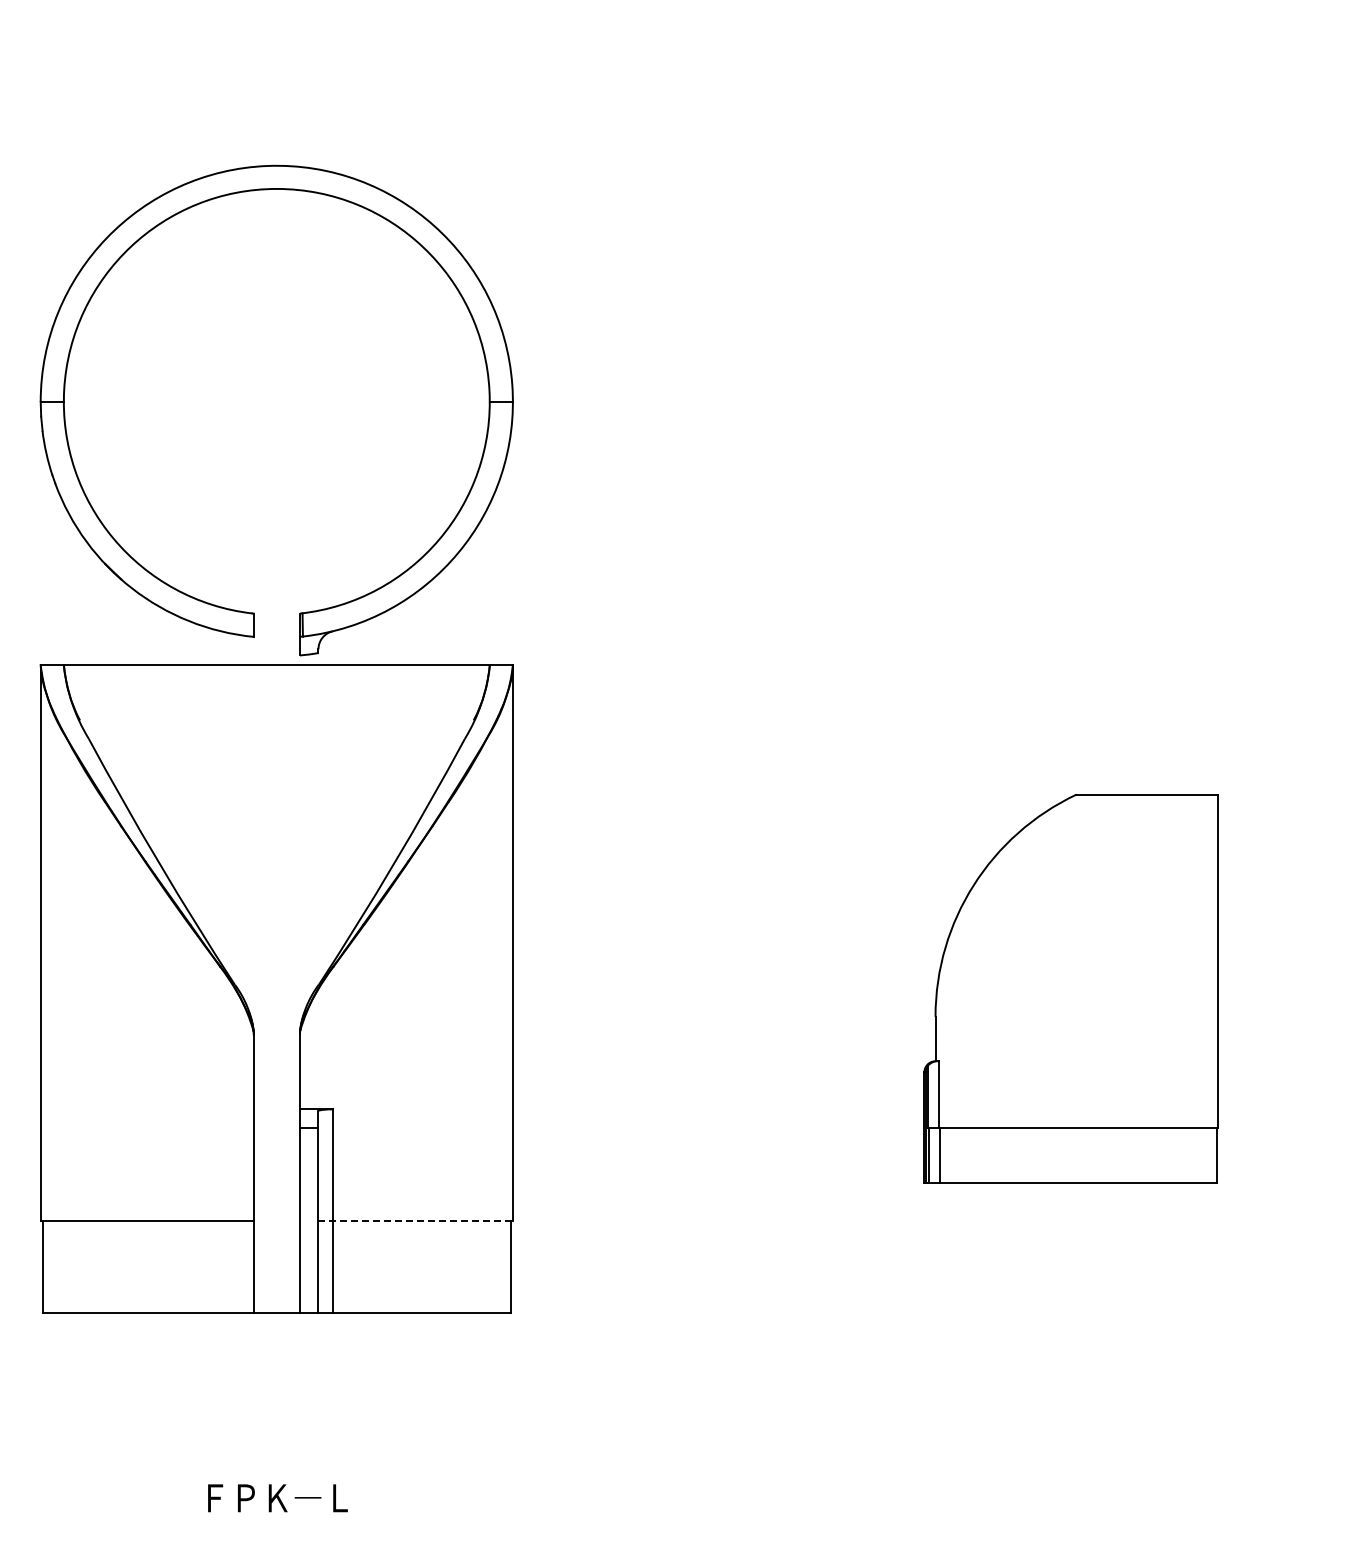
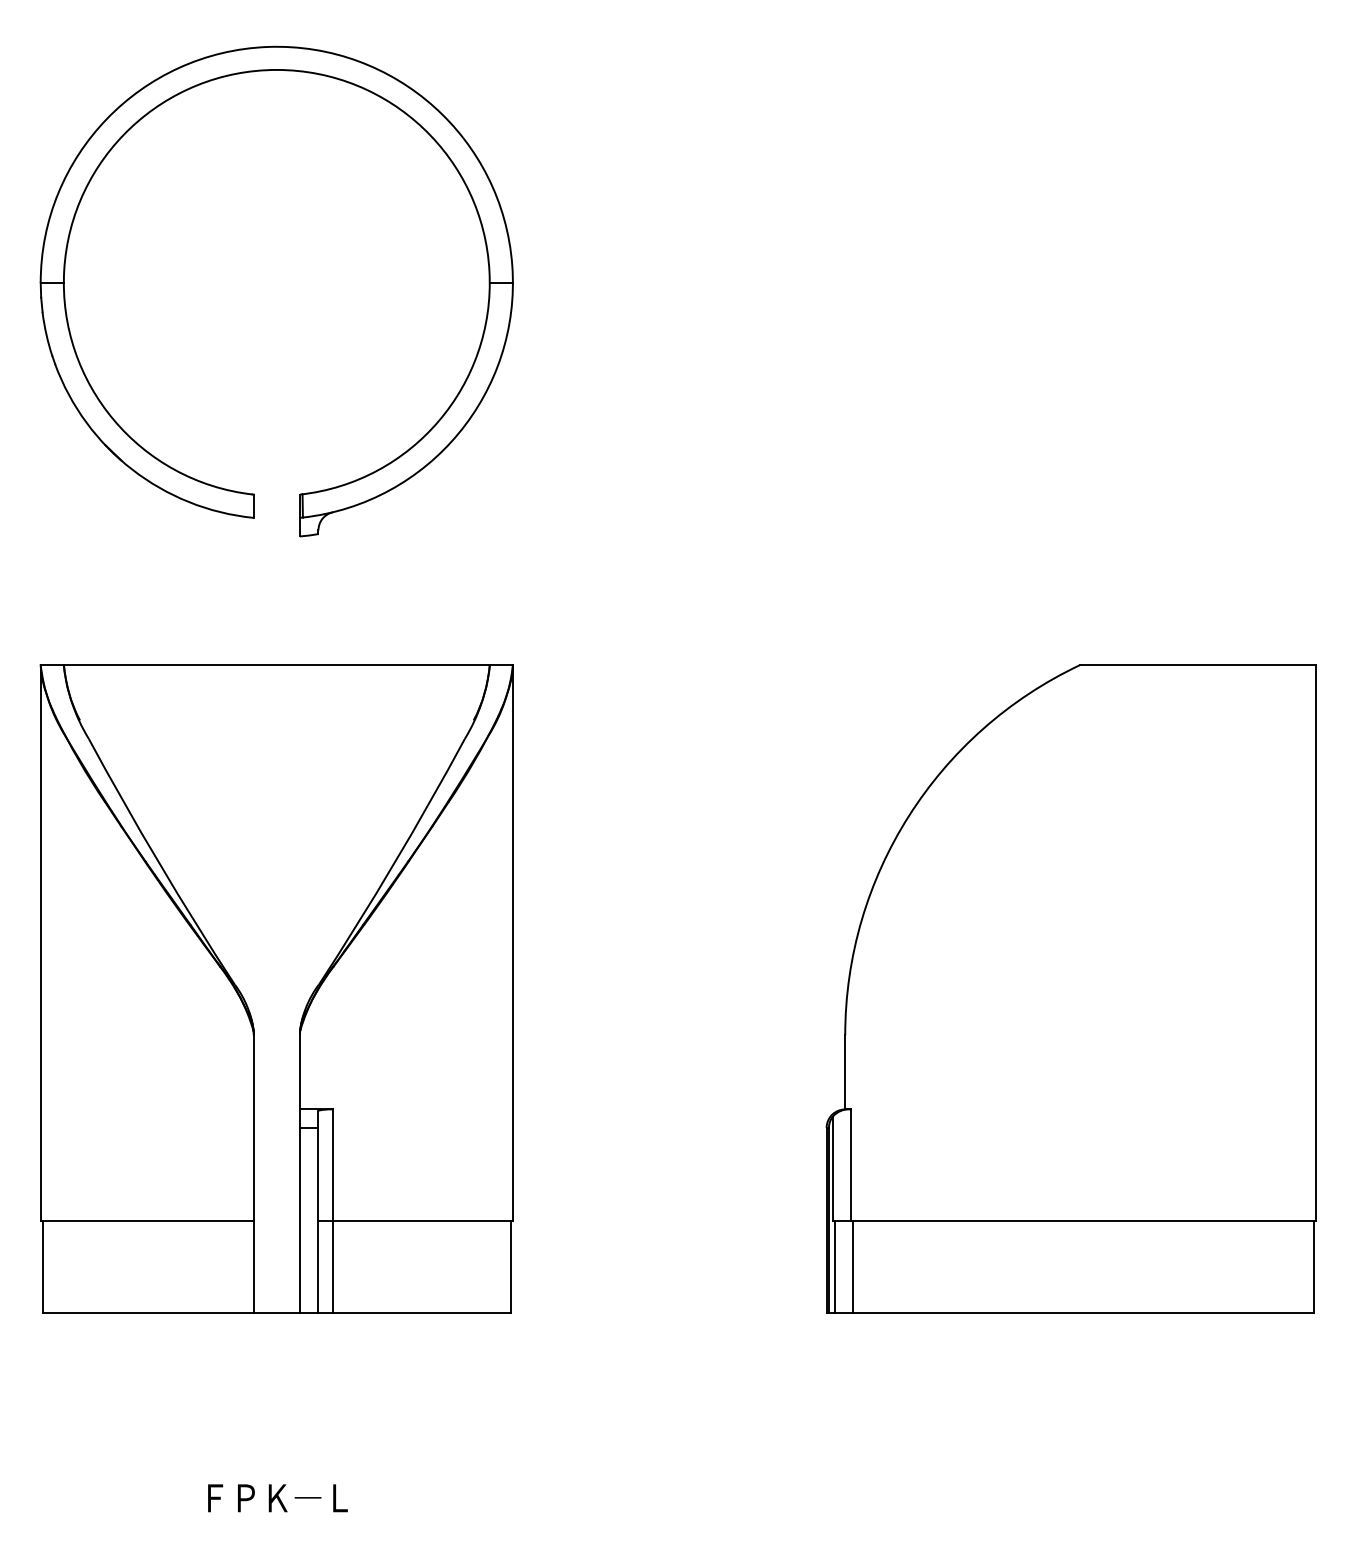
part position: (235, 609) -> (235, 490) (235, 490)
part size: 296x390 px -> 492x650 px (1070, 988)
line: dashed -> solid (416, 1220)
